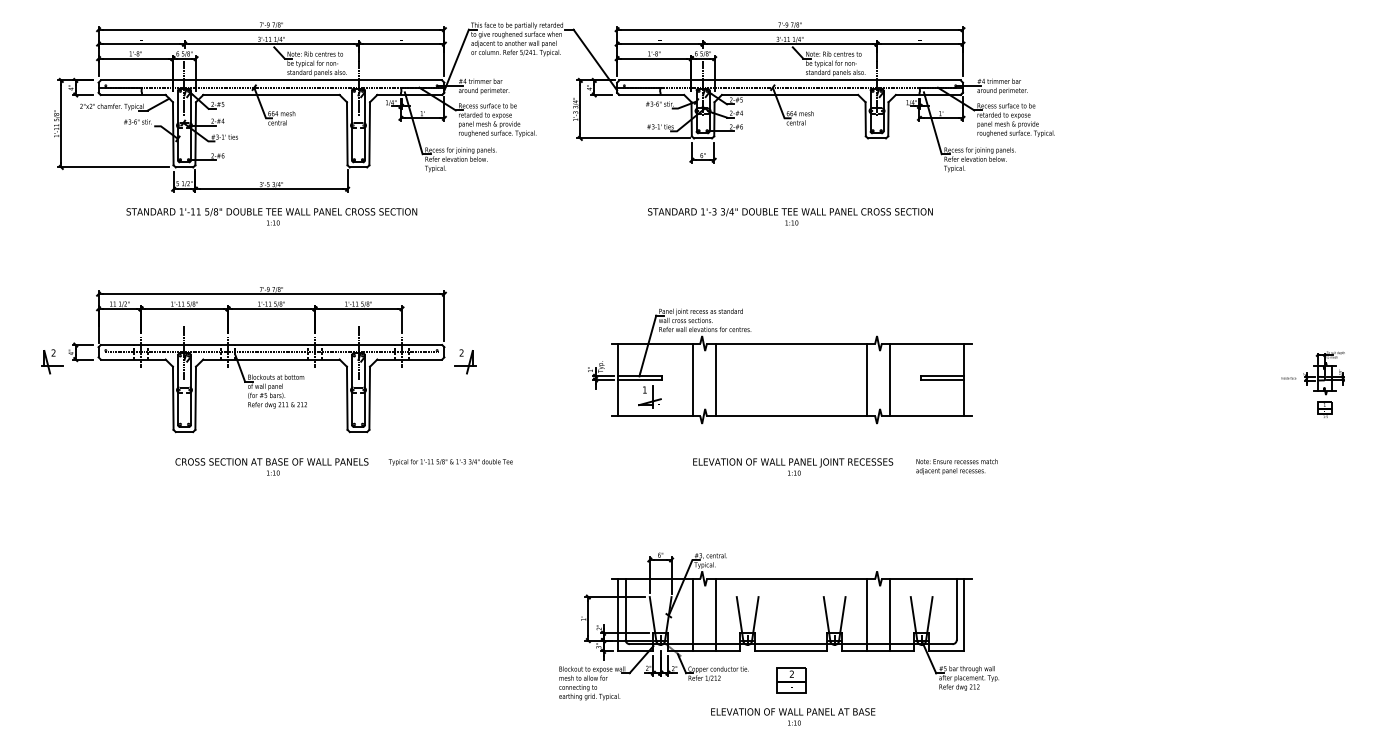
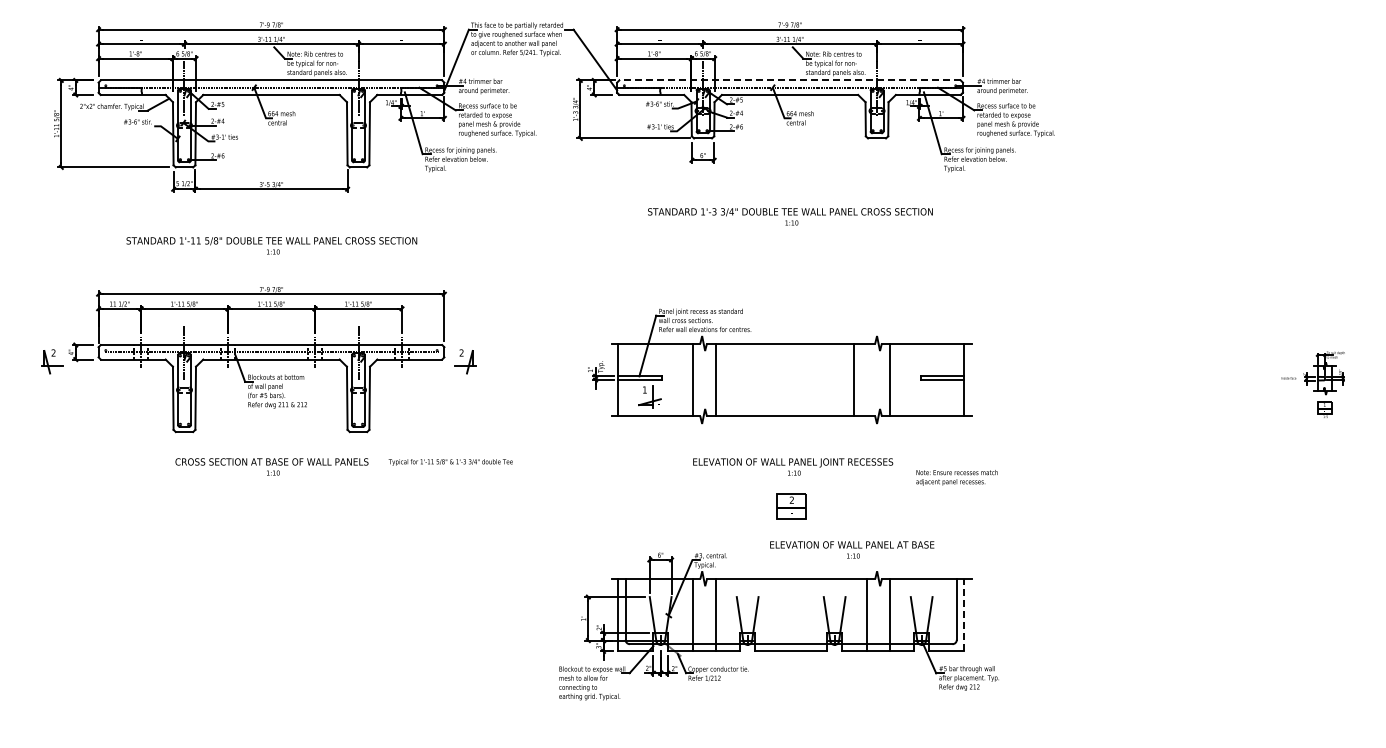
line: solid -> dashed (790, 80)
text position: (271, 216) -> (271, 245) (271, 245)
line position: (866, 379) -> (853, 379) (853, 379)
text position: (956, 466) -> (956, 477) (956, 477)
line: solid -> dashed (964, 614)
part position: (791, 680) -> (791, 506) (791, 506)
text position: (793, 716) -> (852, 549) (852, 549)
